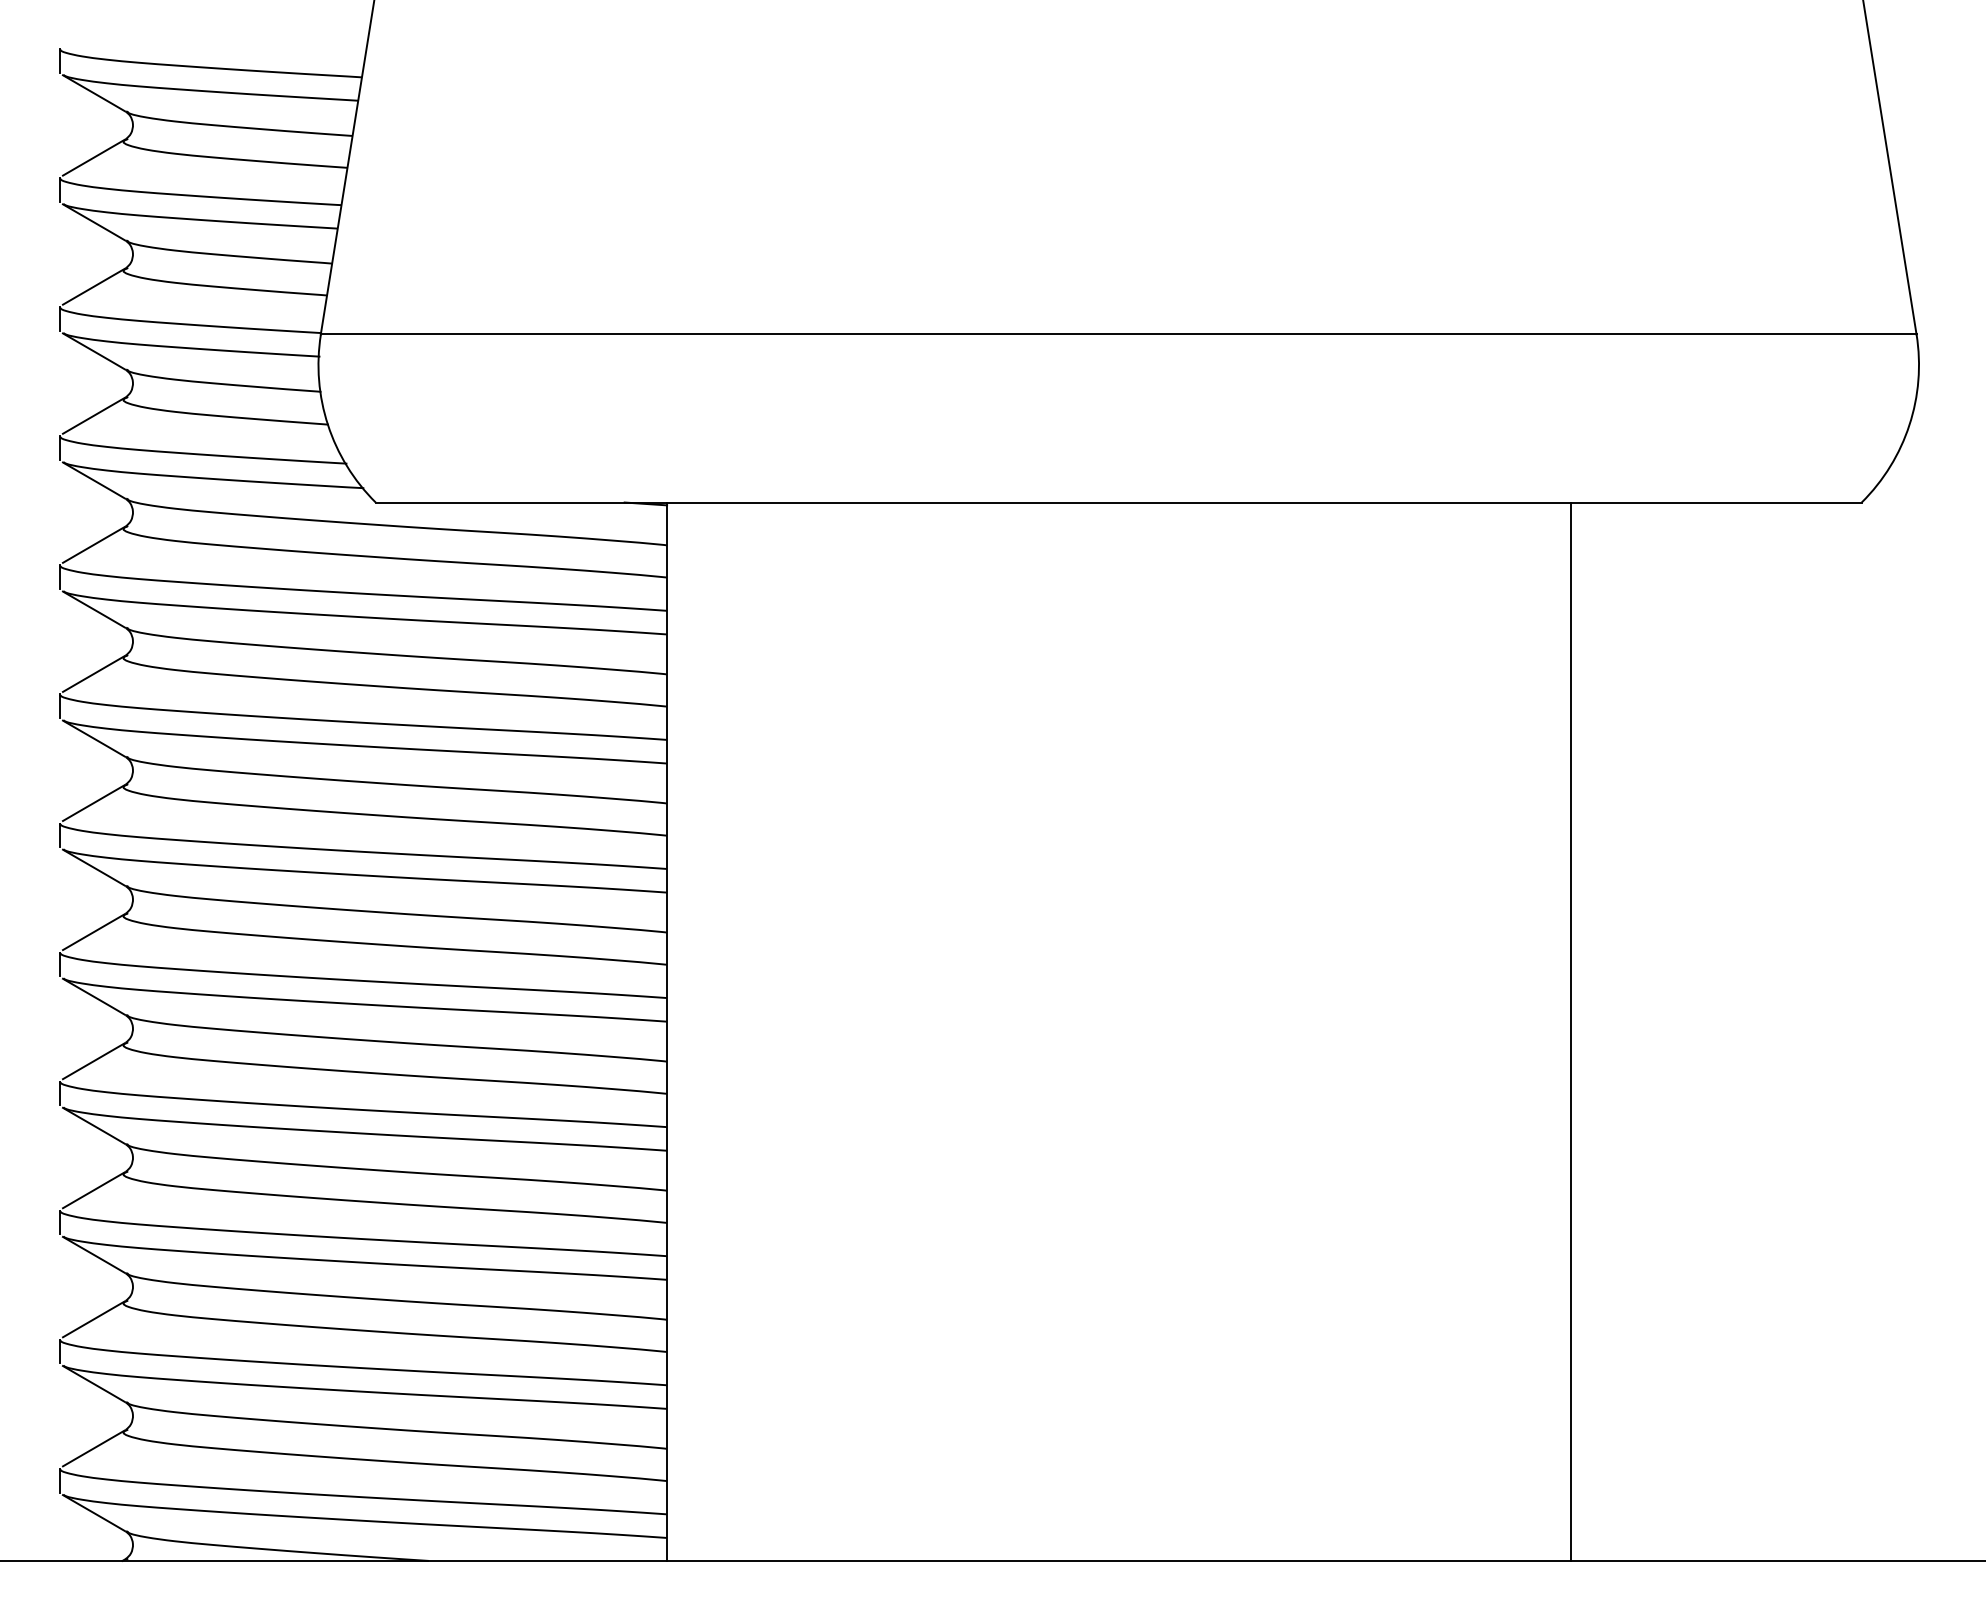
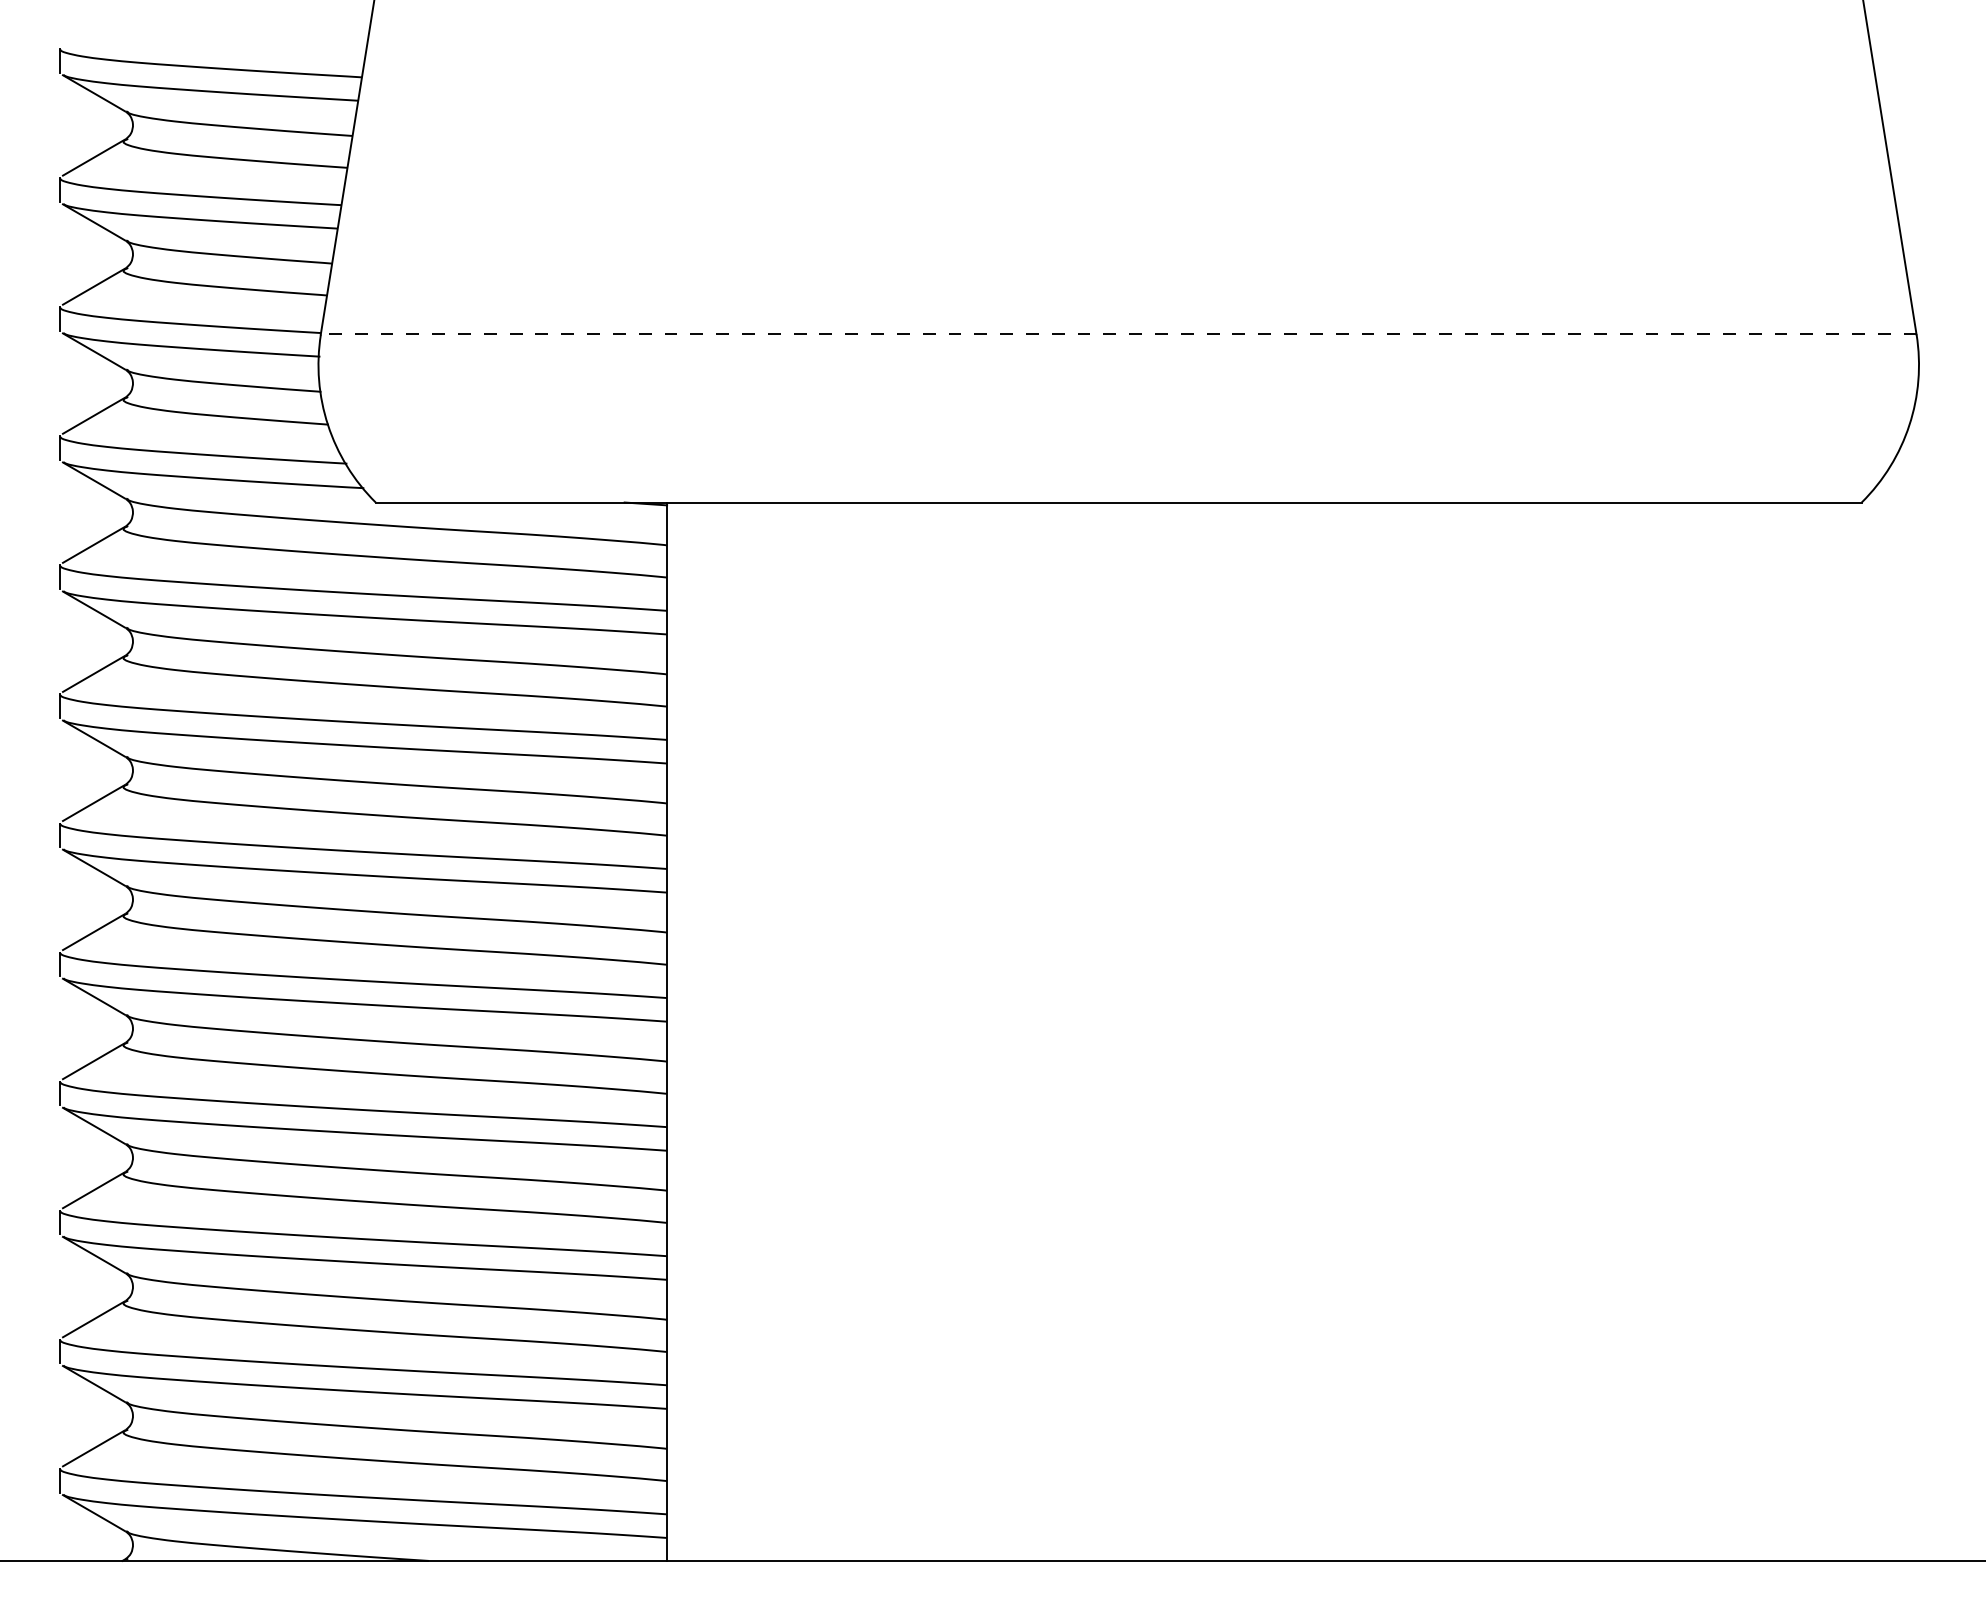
line: solid -> dashed (1118, 334)
line: present -> none (1570, 1031)
